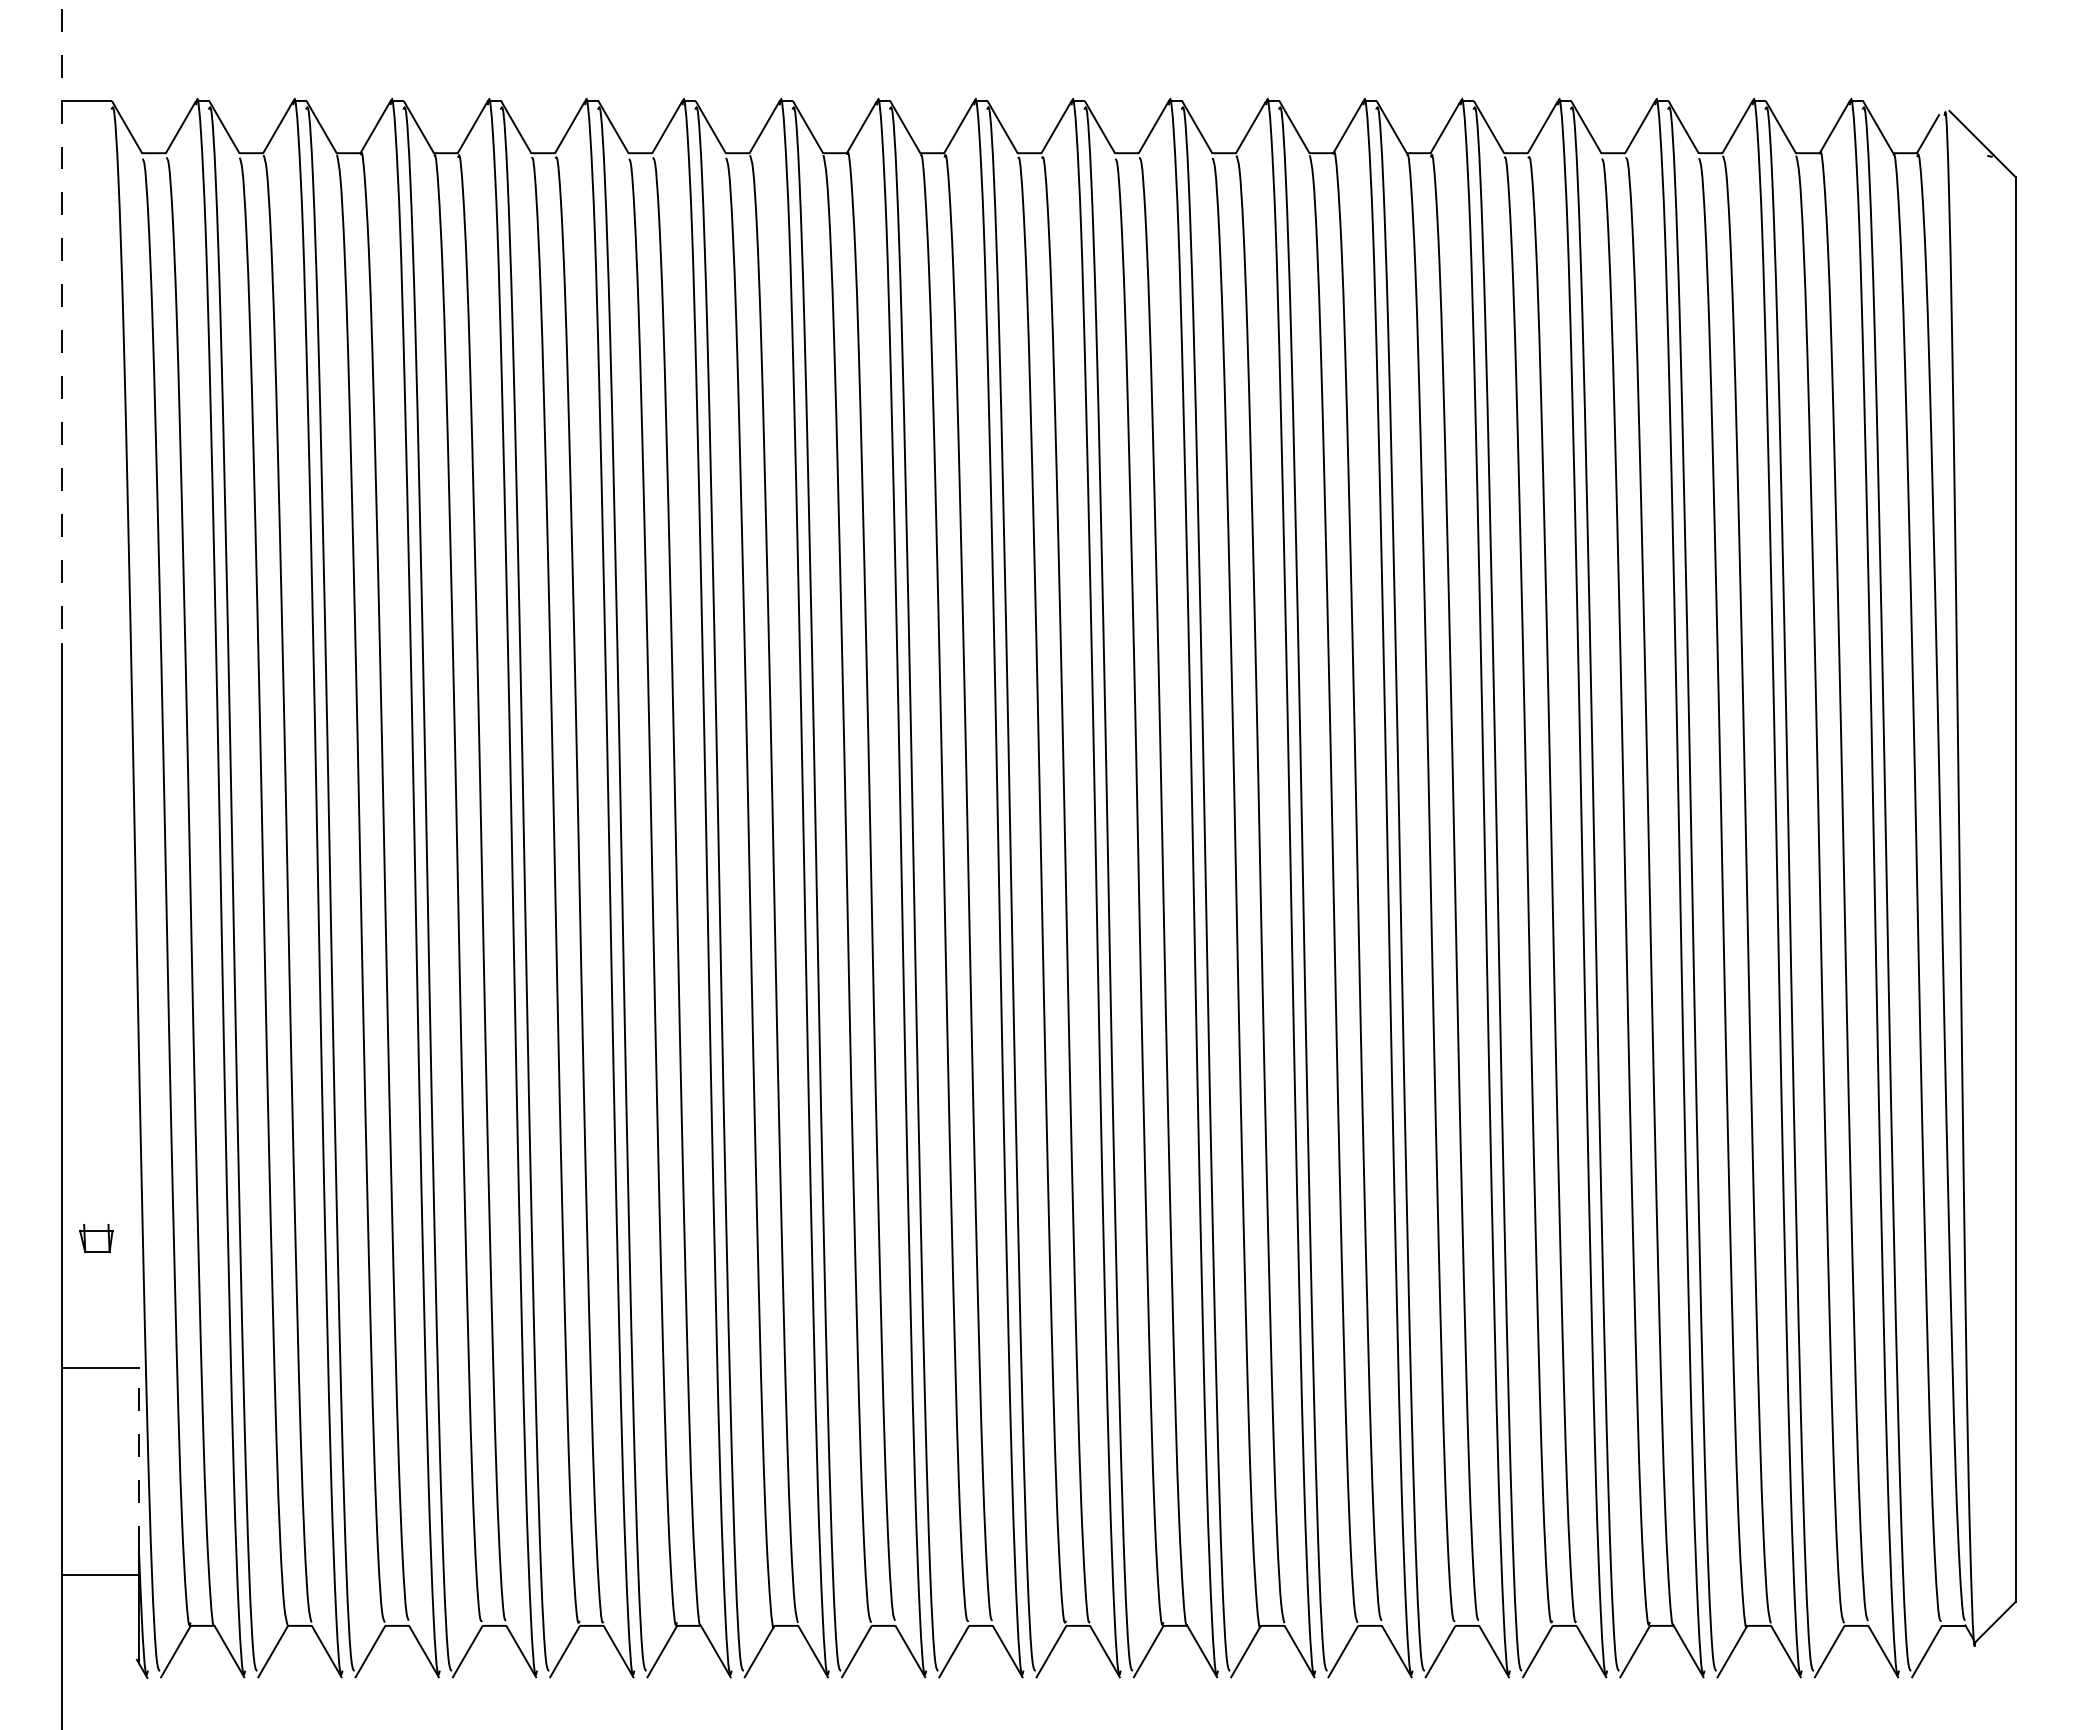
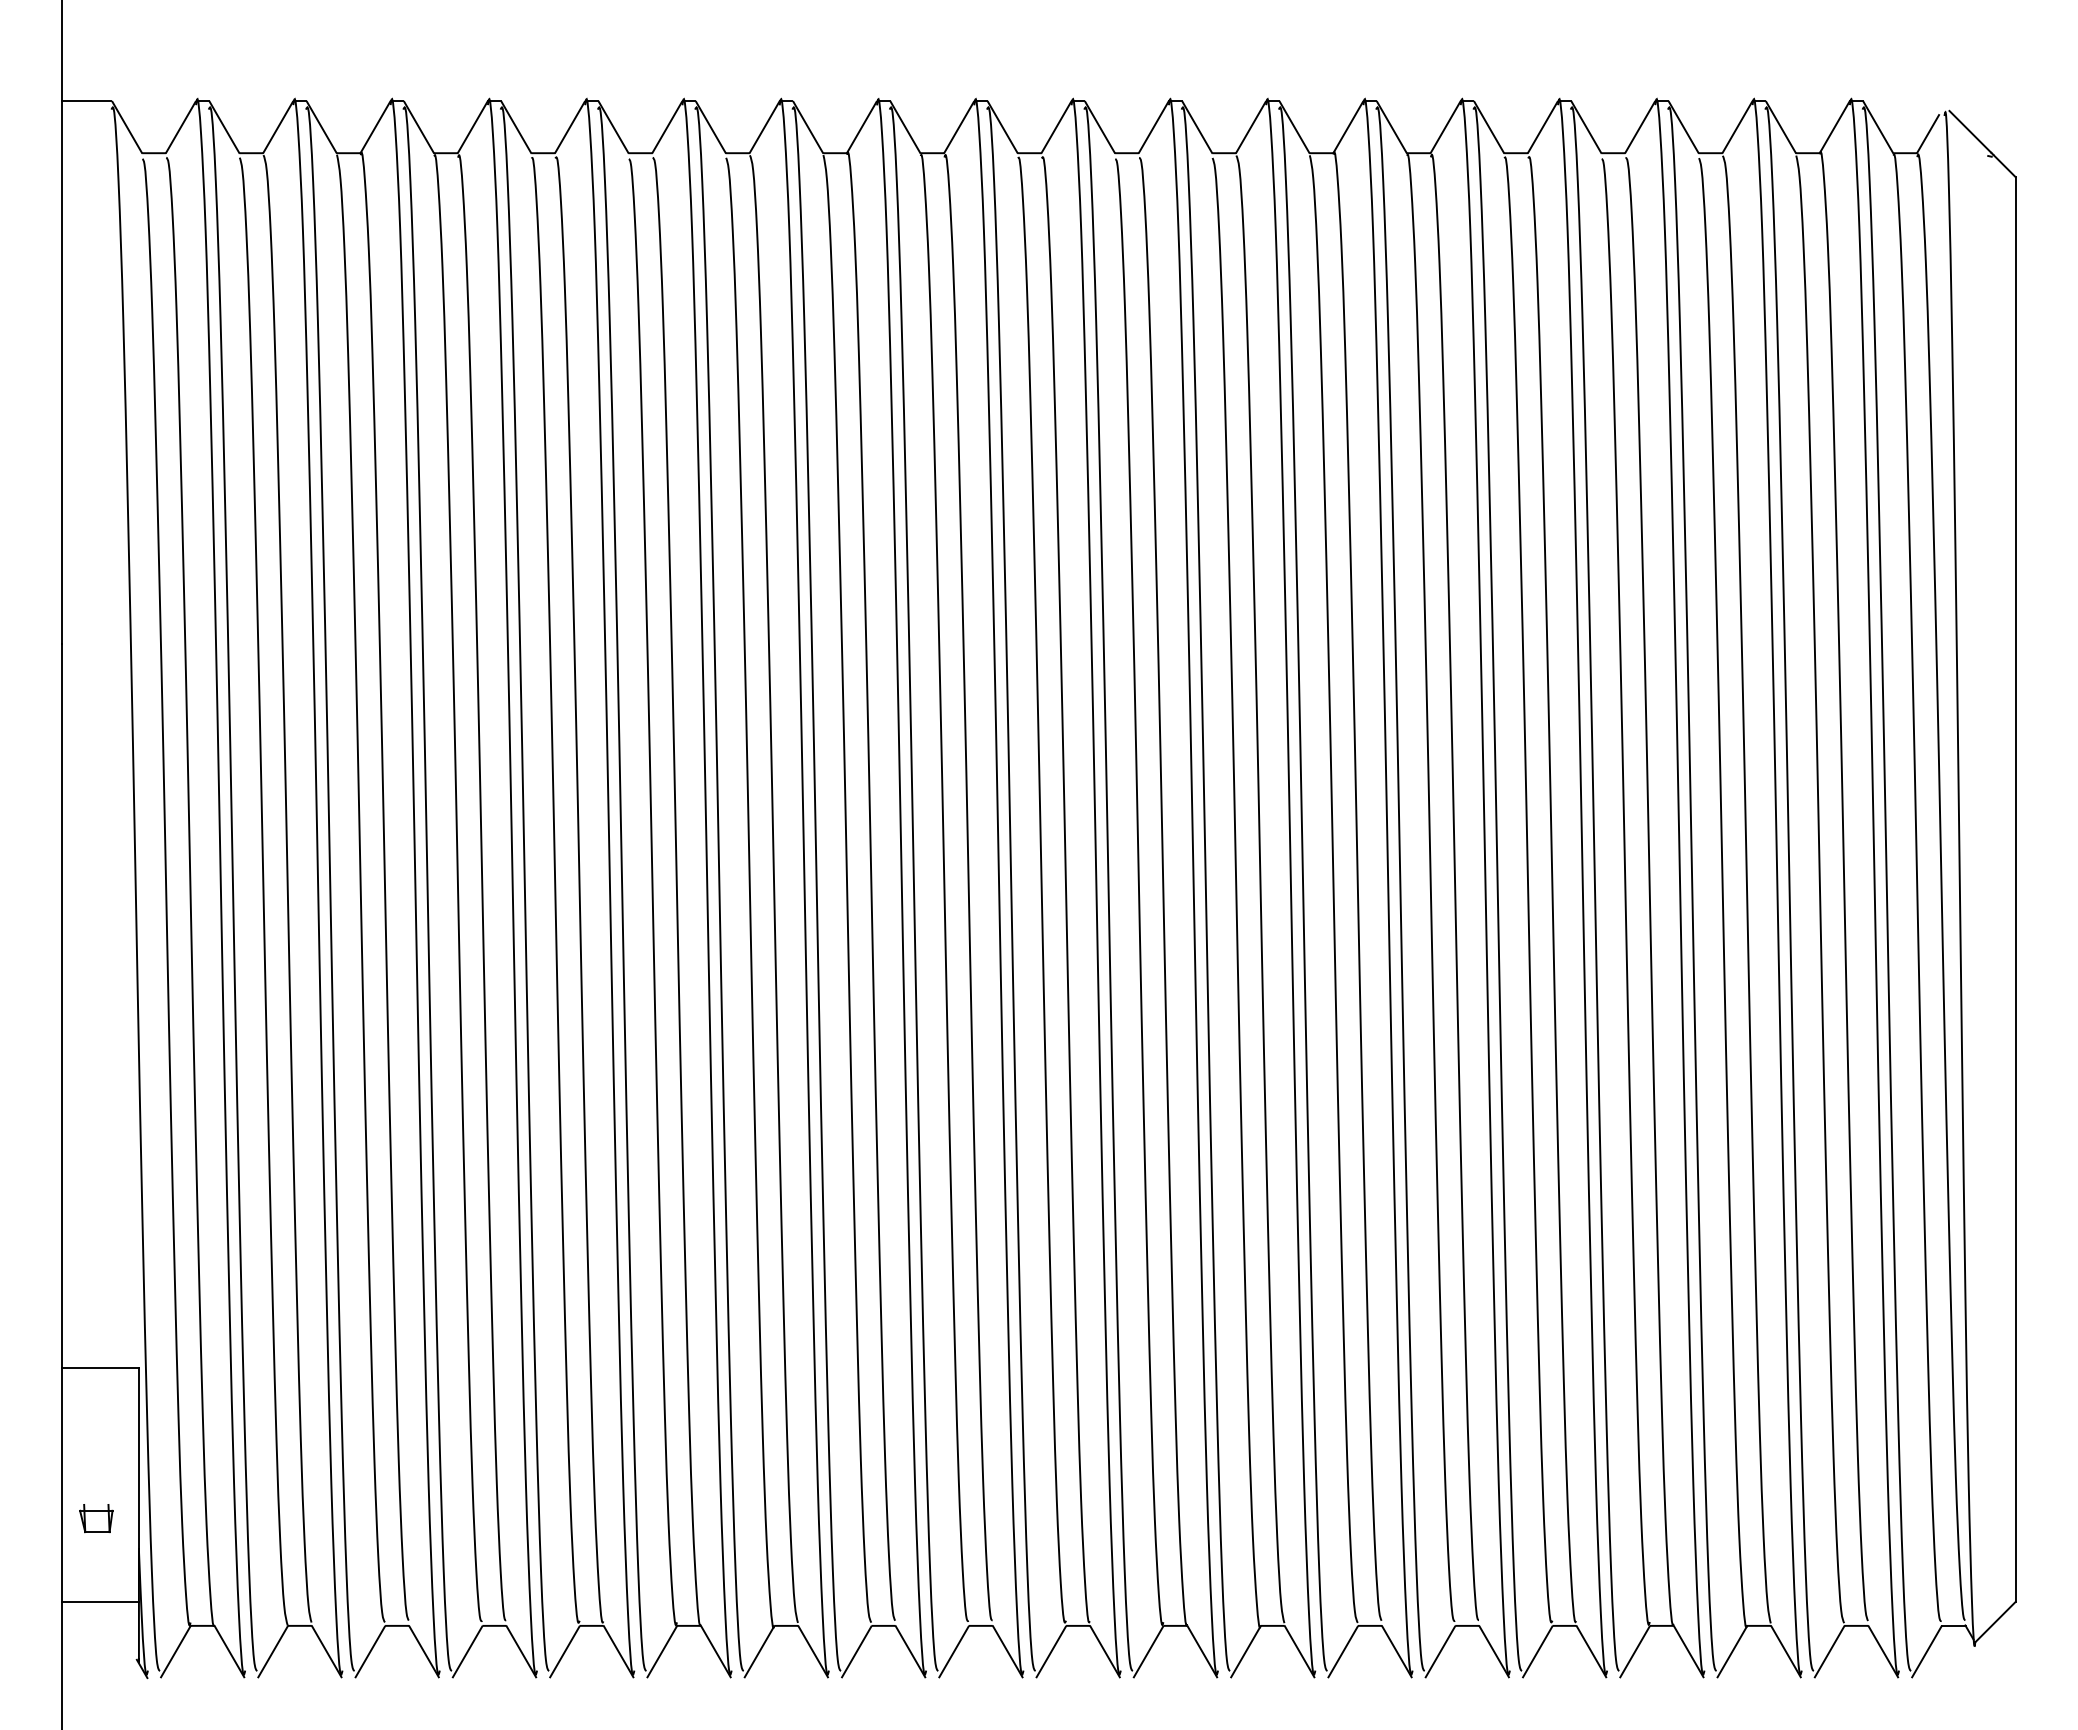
line: dashed -> solid (62, 322)
part position: (96, 1238) -> (96, 1518) (96, 1518)
line: dashed -> solid (138, 1458)
line position: (100, 1575) -> (100, 1602) (100, 1602)
